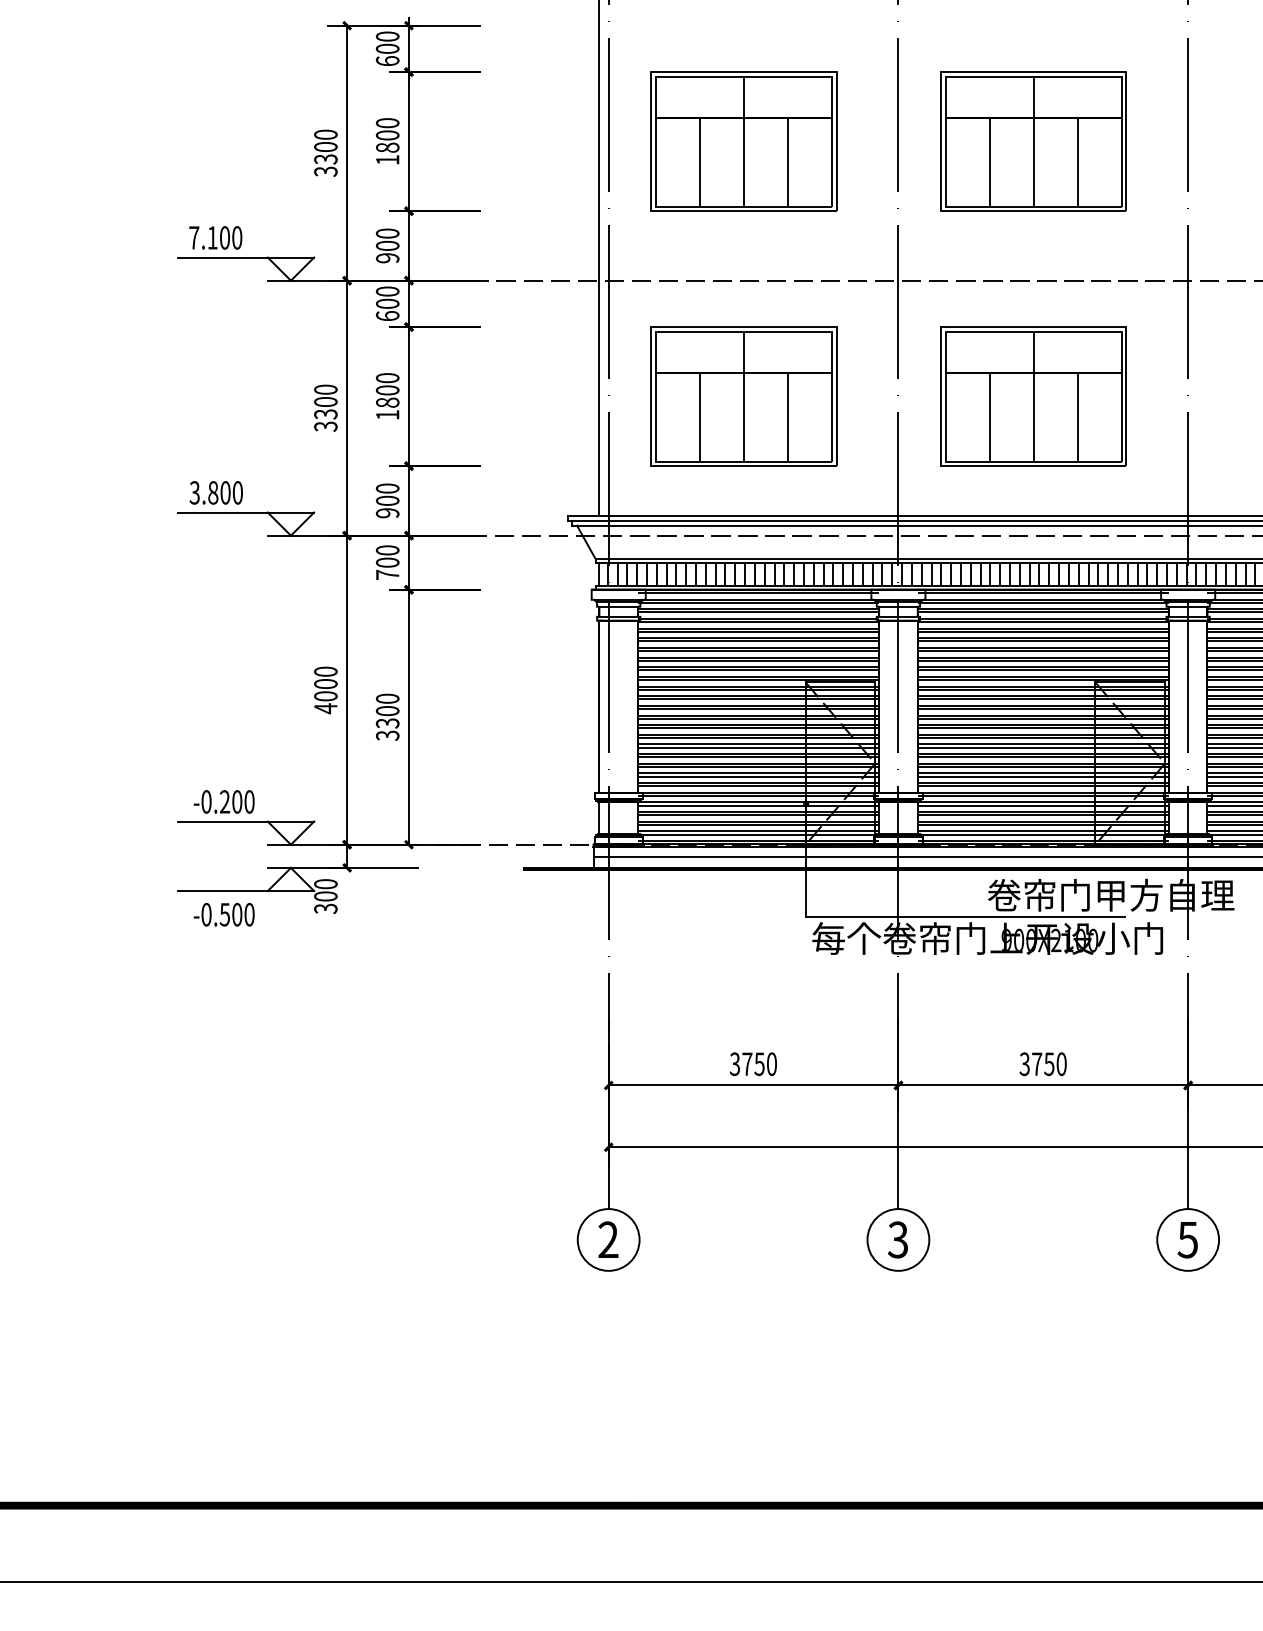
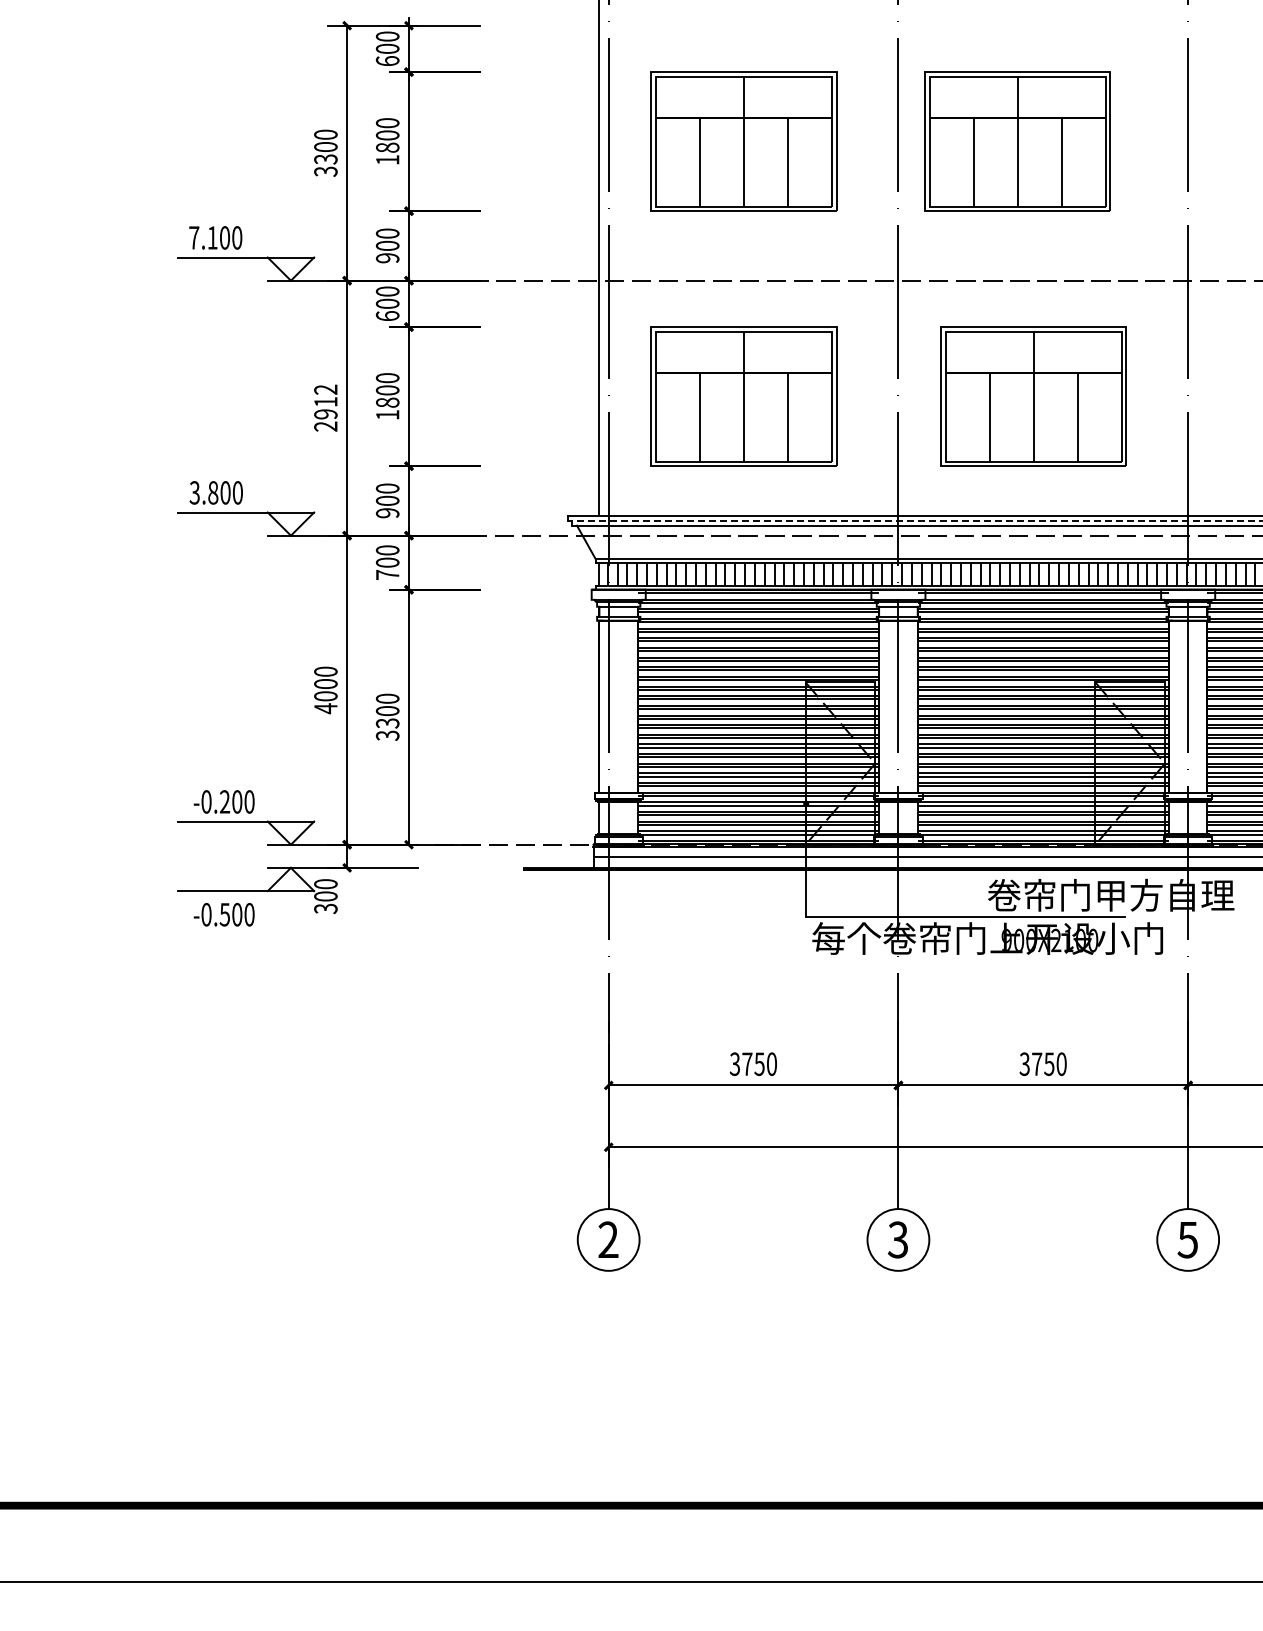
part position: (1033, 141) -> (1017, 141) (1017, 141)
text: 3300 -> 2912 (325, 407)
line: solid -> dashed (914, 521)
